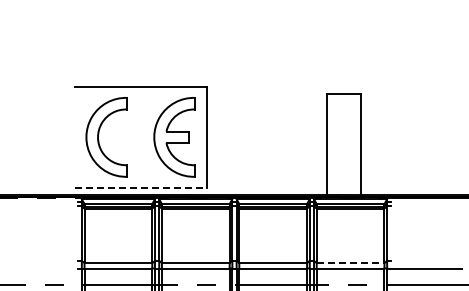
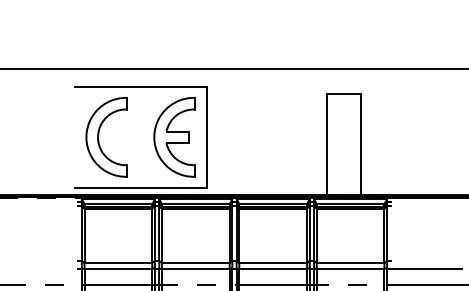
line: none -> present (233, 69)
line: dashed -> solid (140, 187)
line: dashed -> solid (350, 263)
